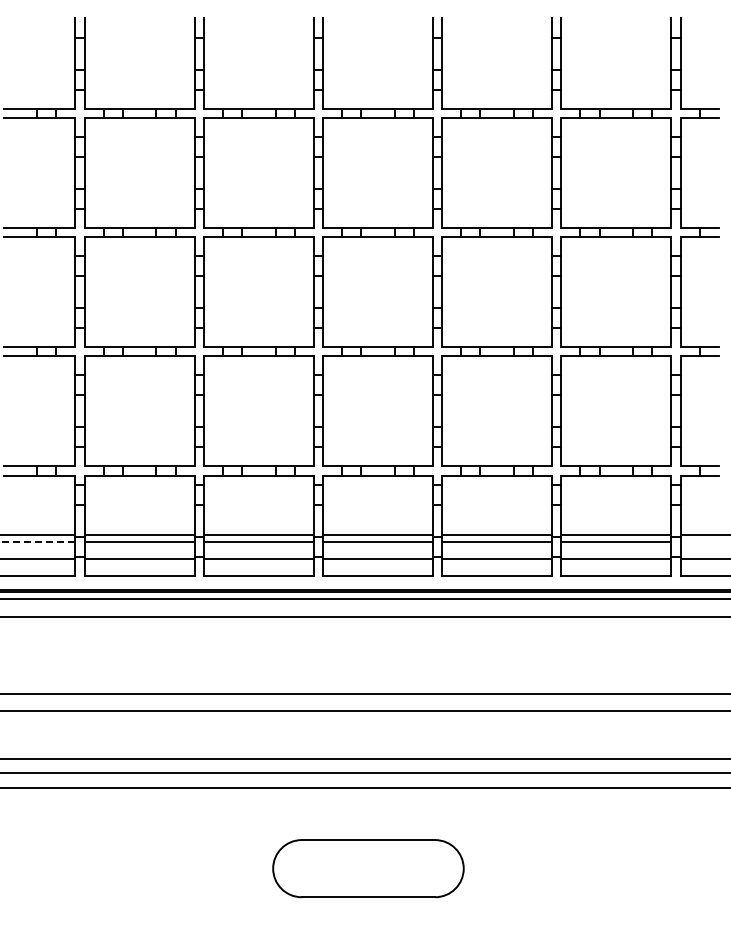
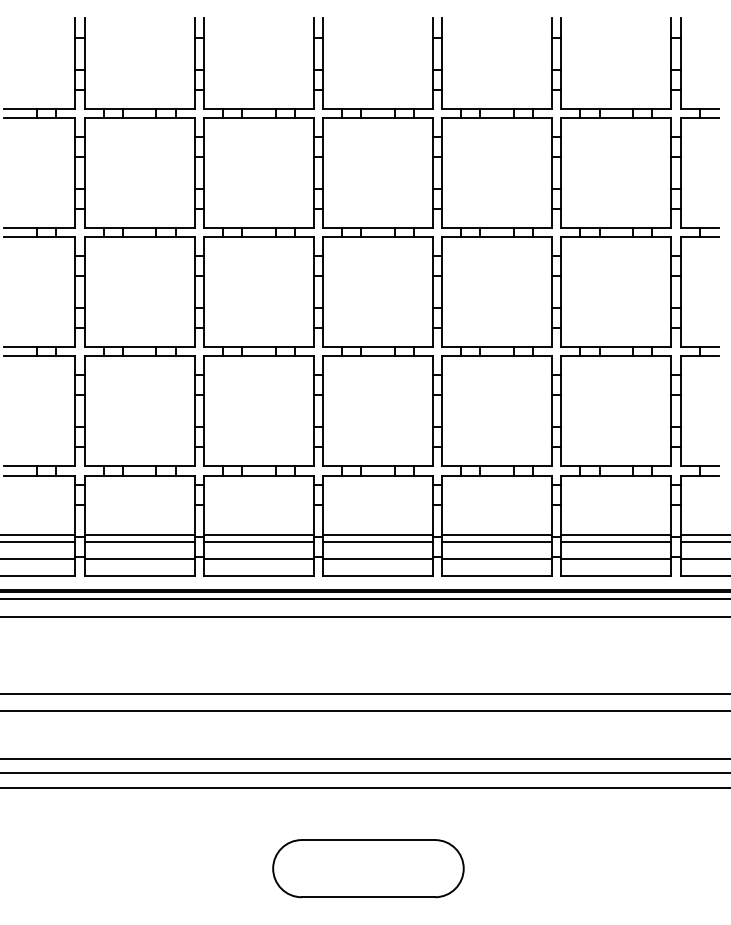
line: dashed -> solid (37, 542)
line: none -> present (703, 542)
